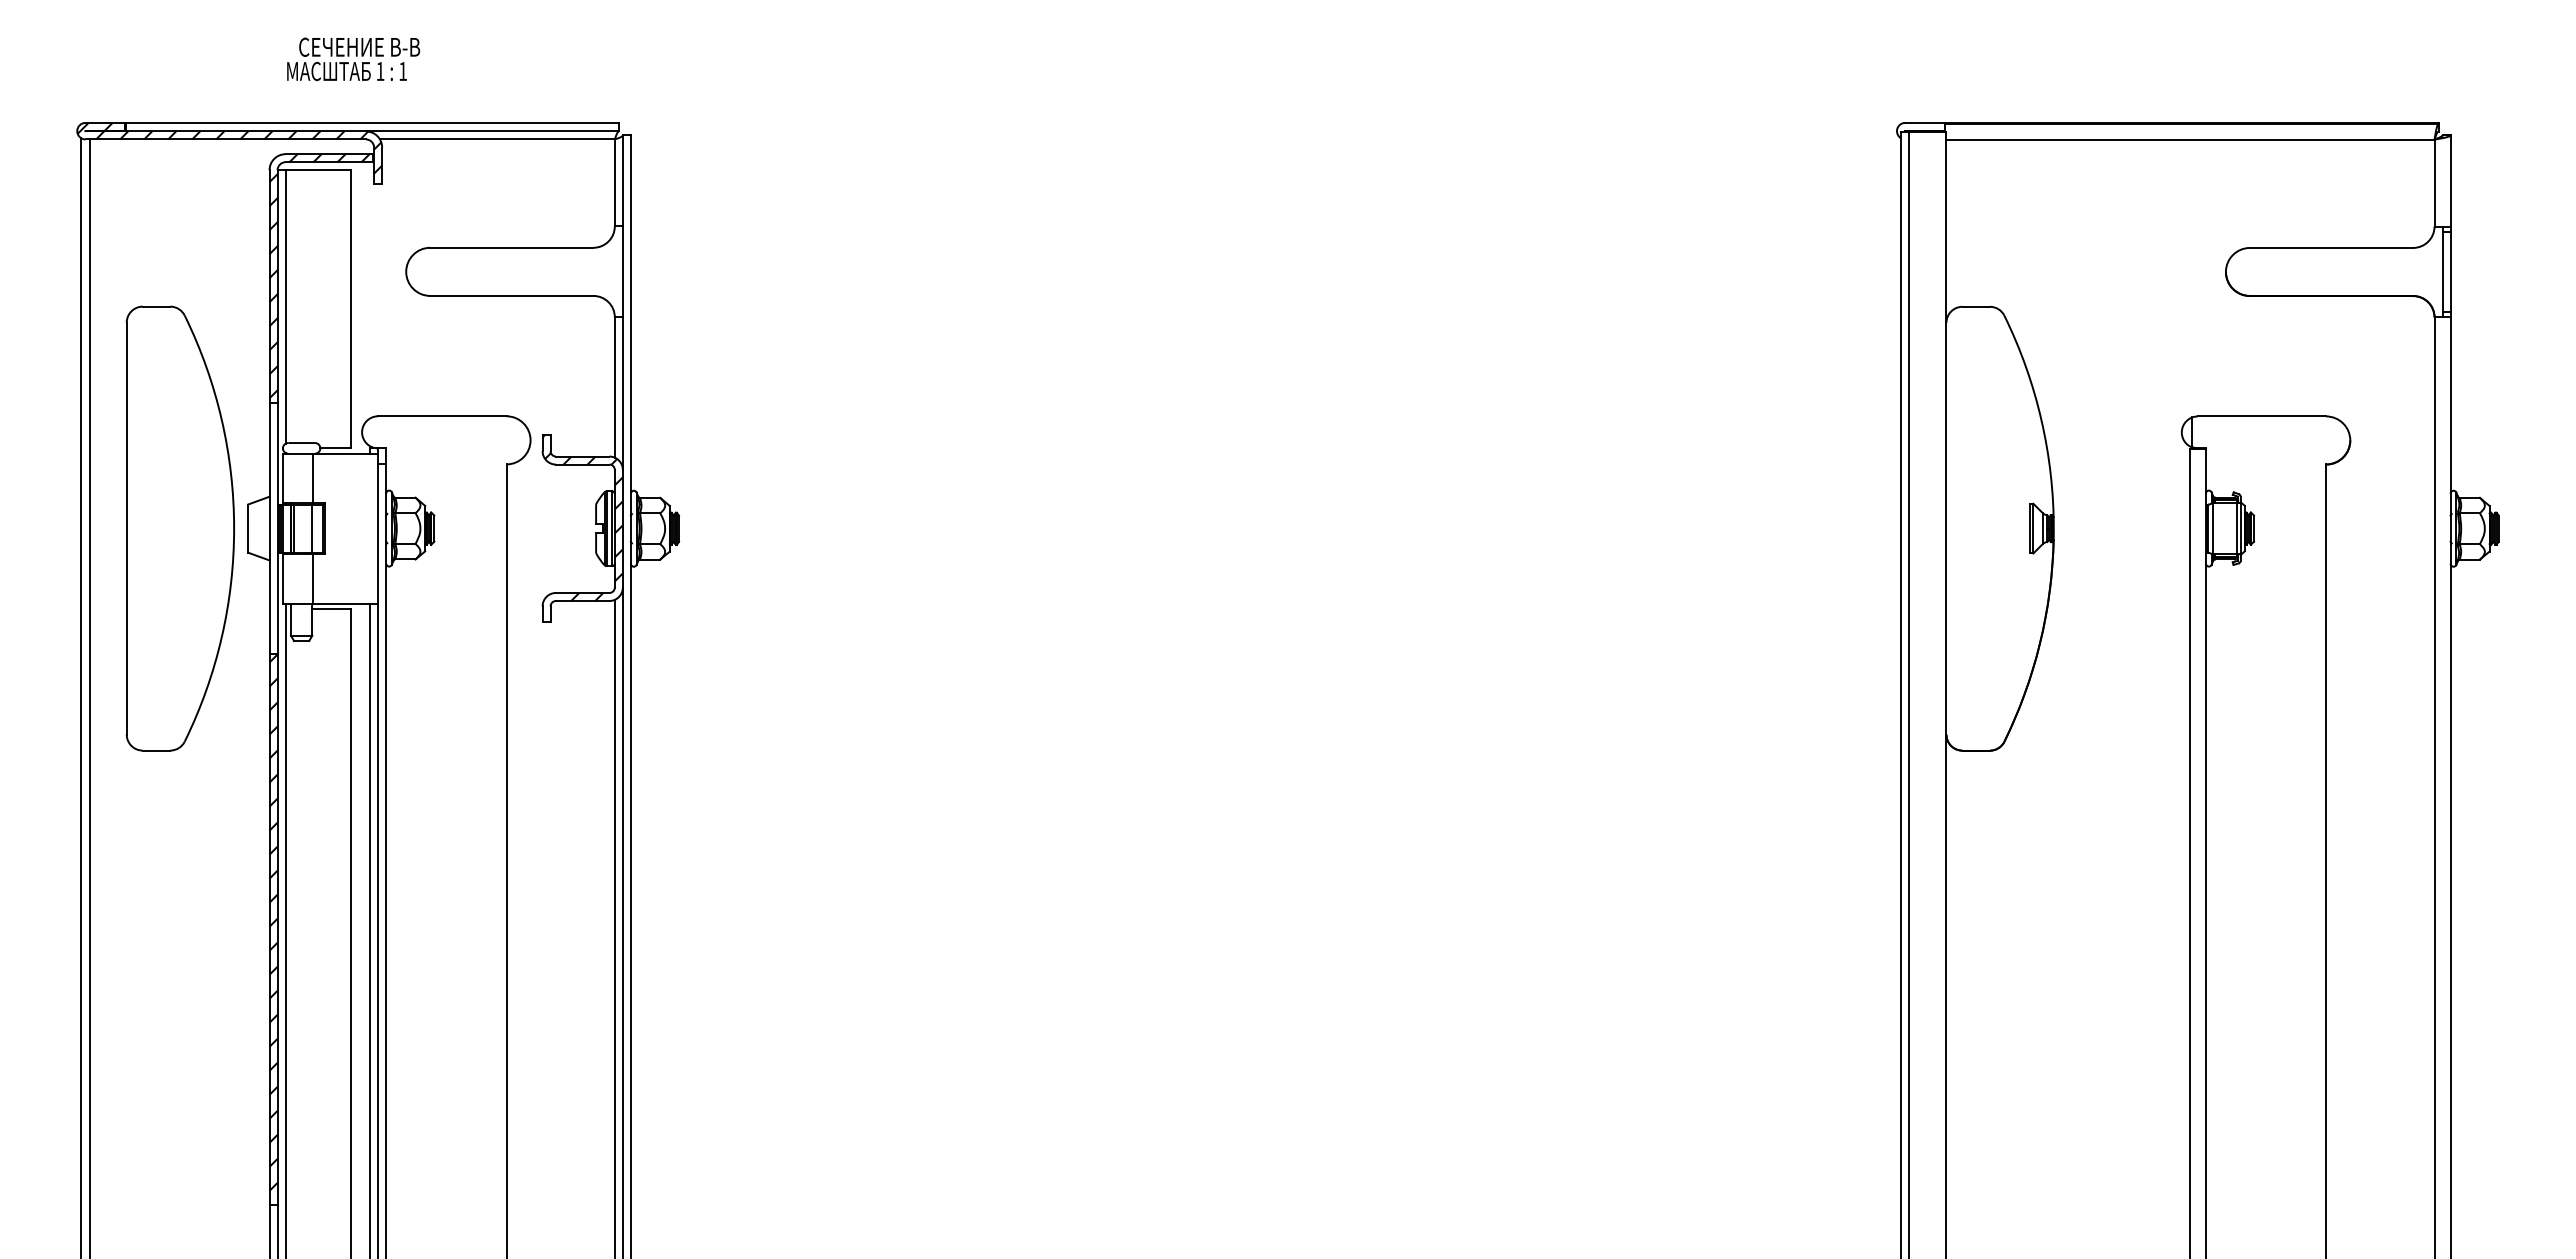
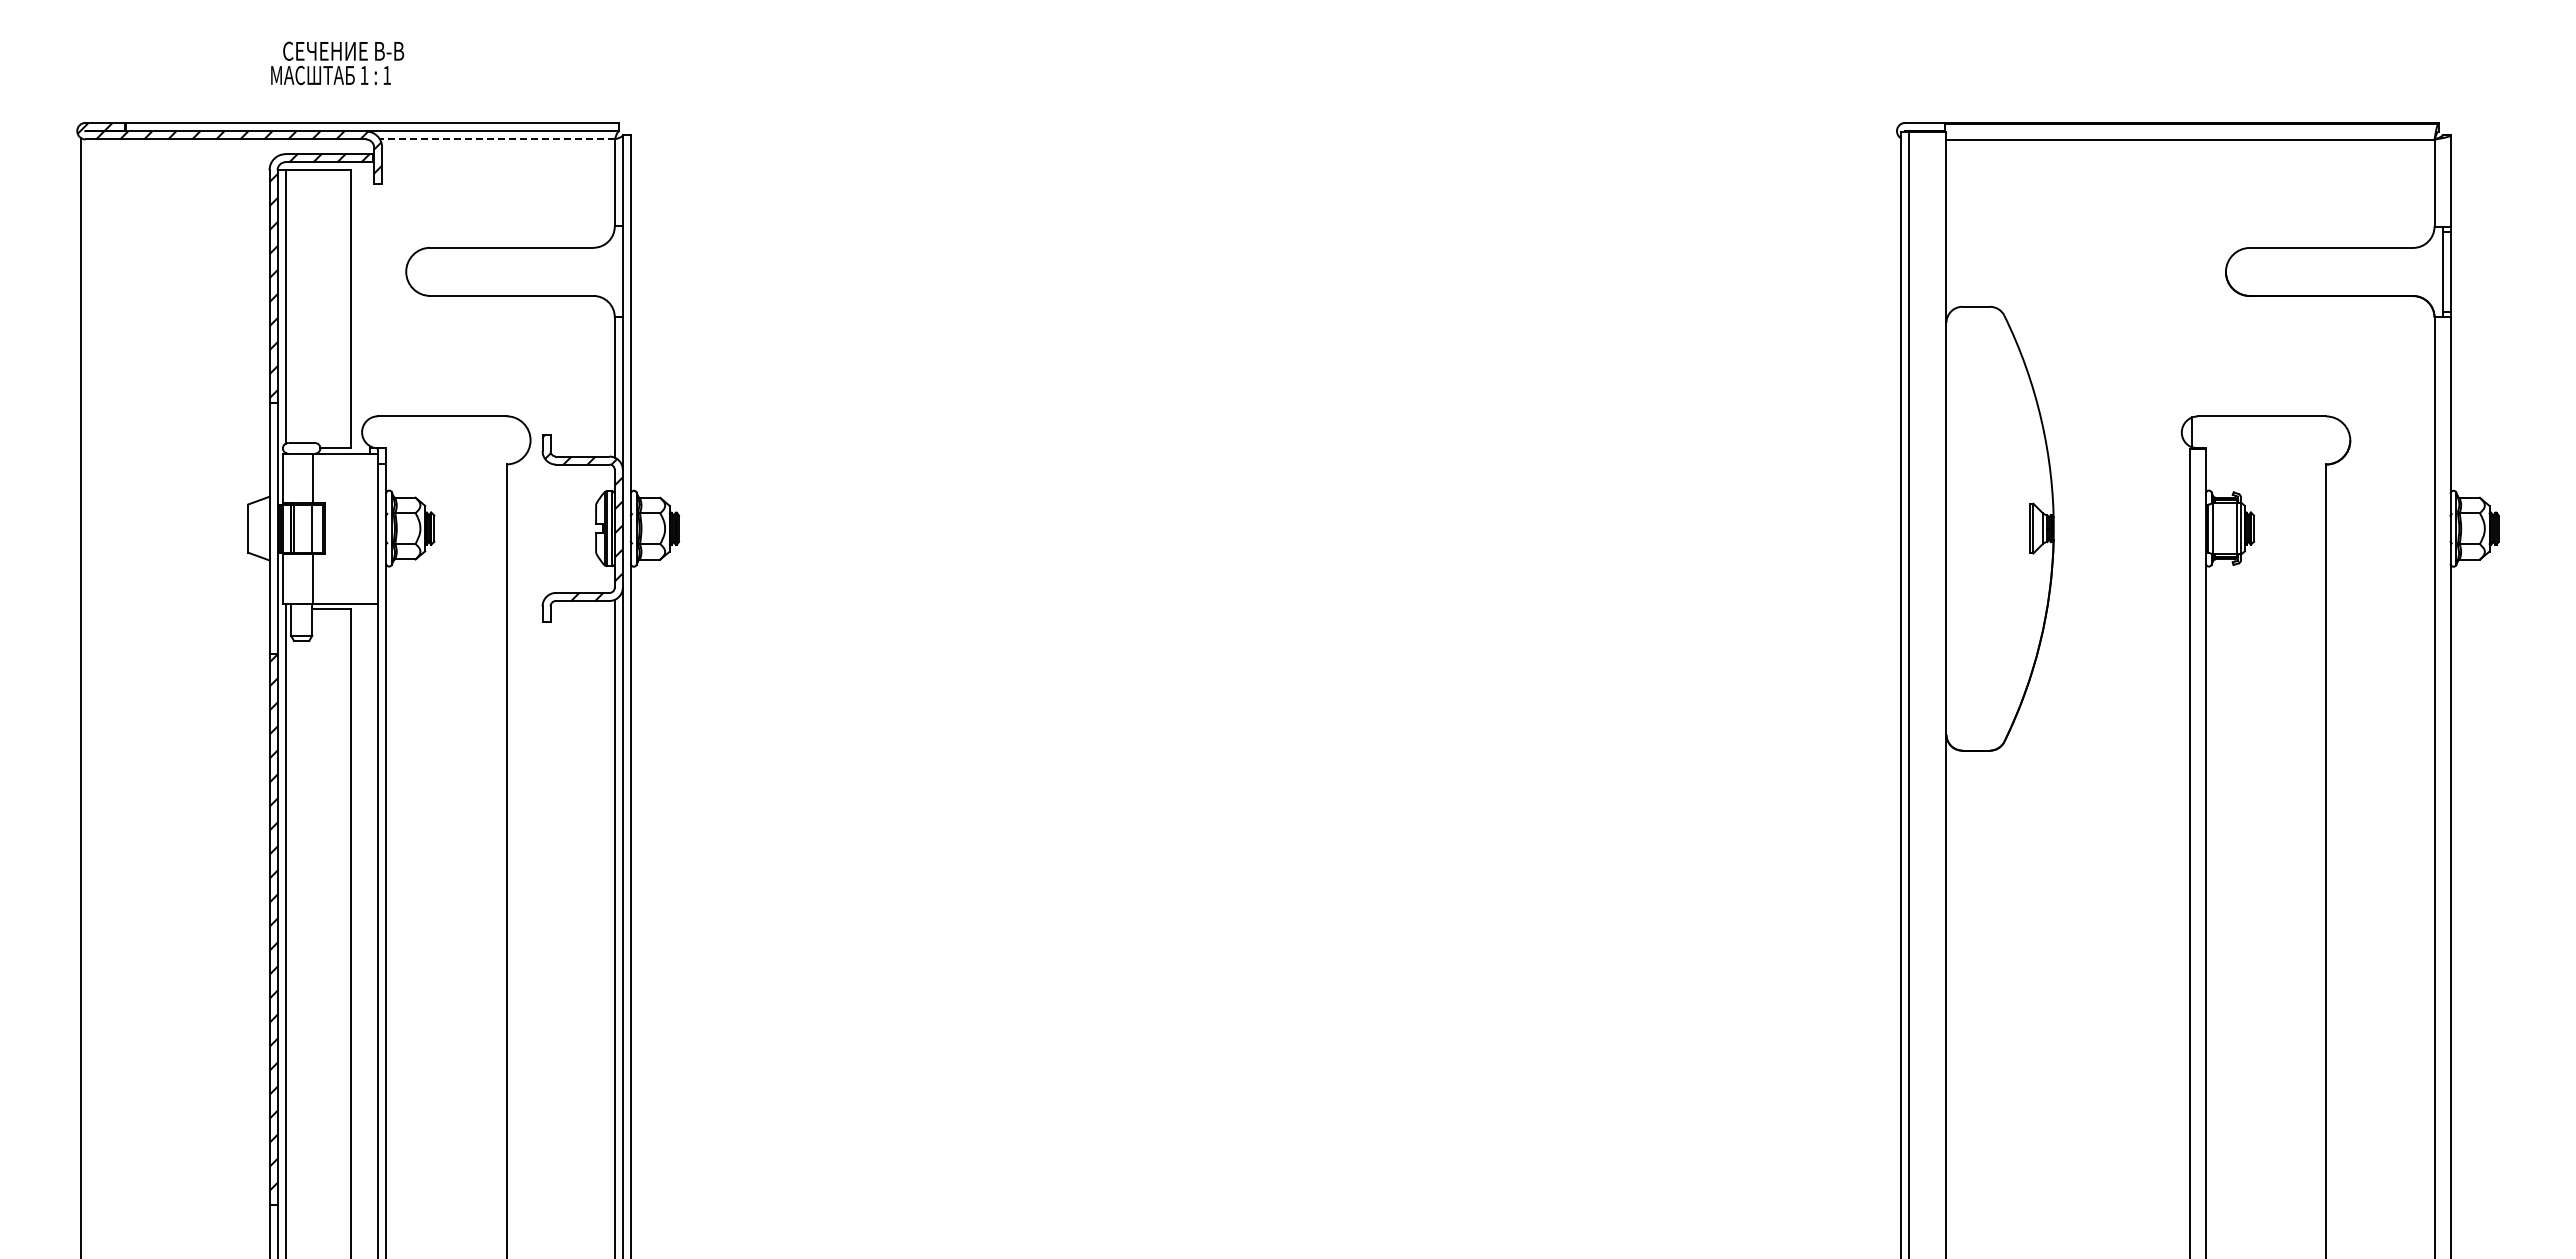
text position: (353, 59) -> (337, 63) (337, 63)
line: solid -> dashed (496, 139)
part: present -> none (179, 528)
line: present -> none (89, 697)
line: present -> none (370, 929)
